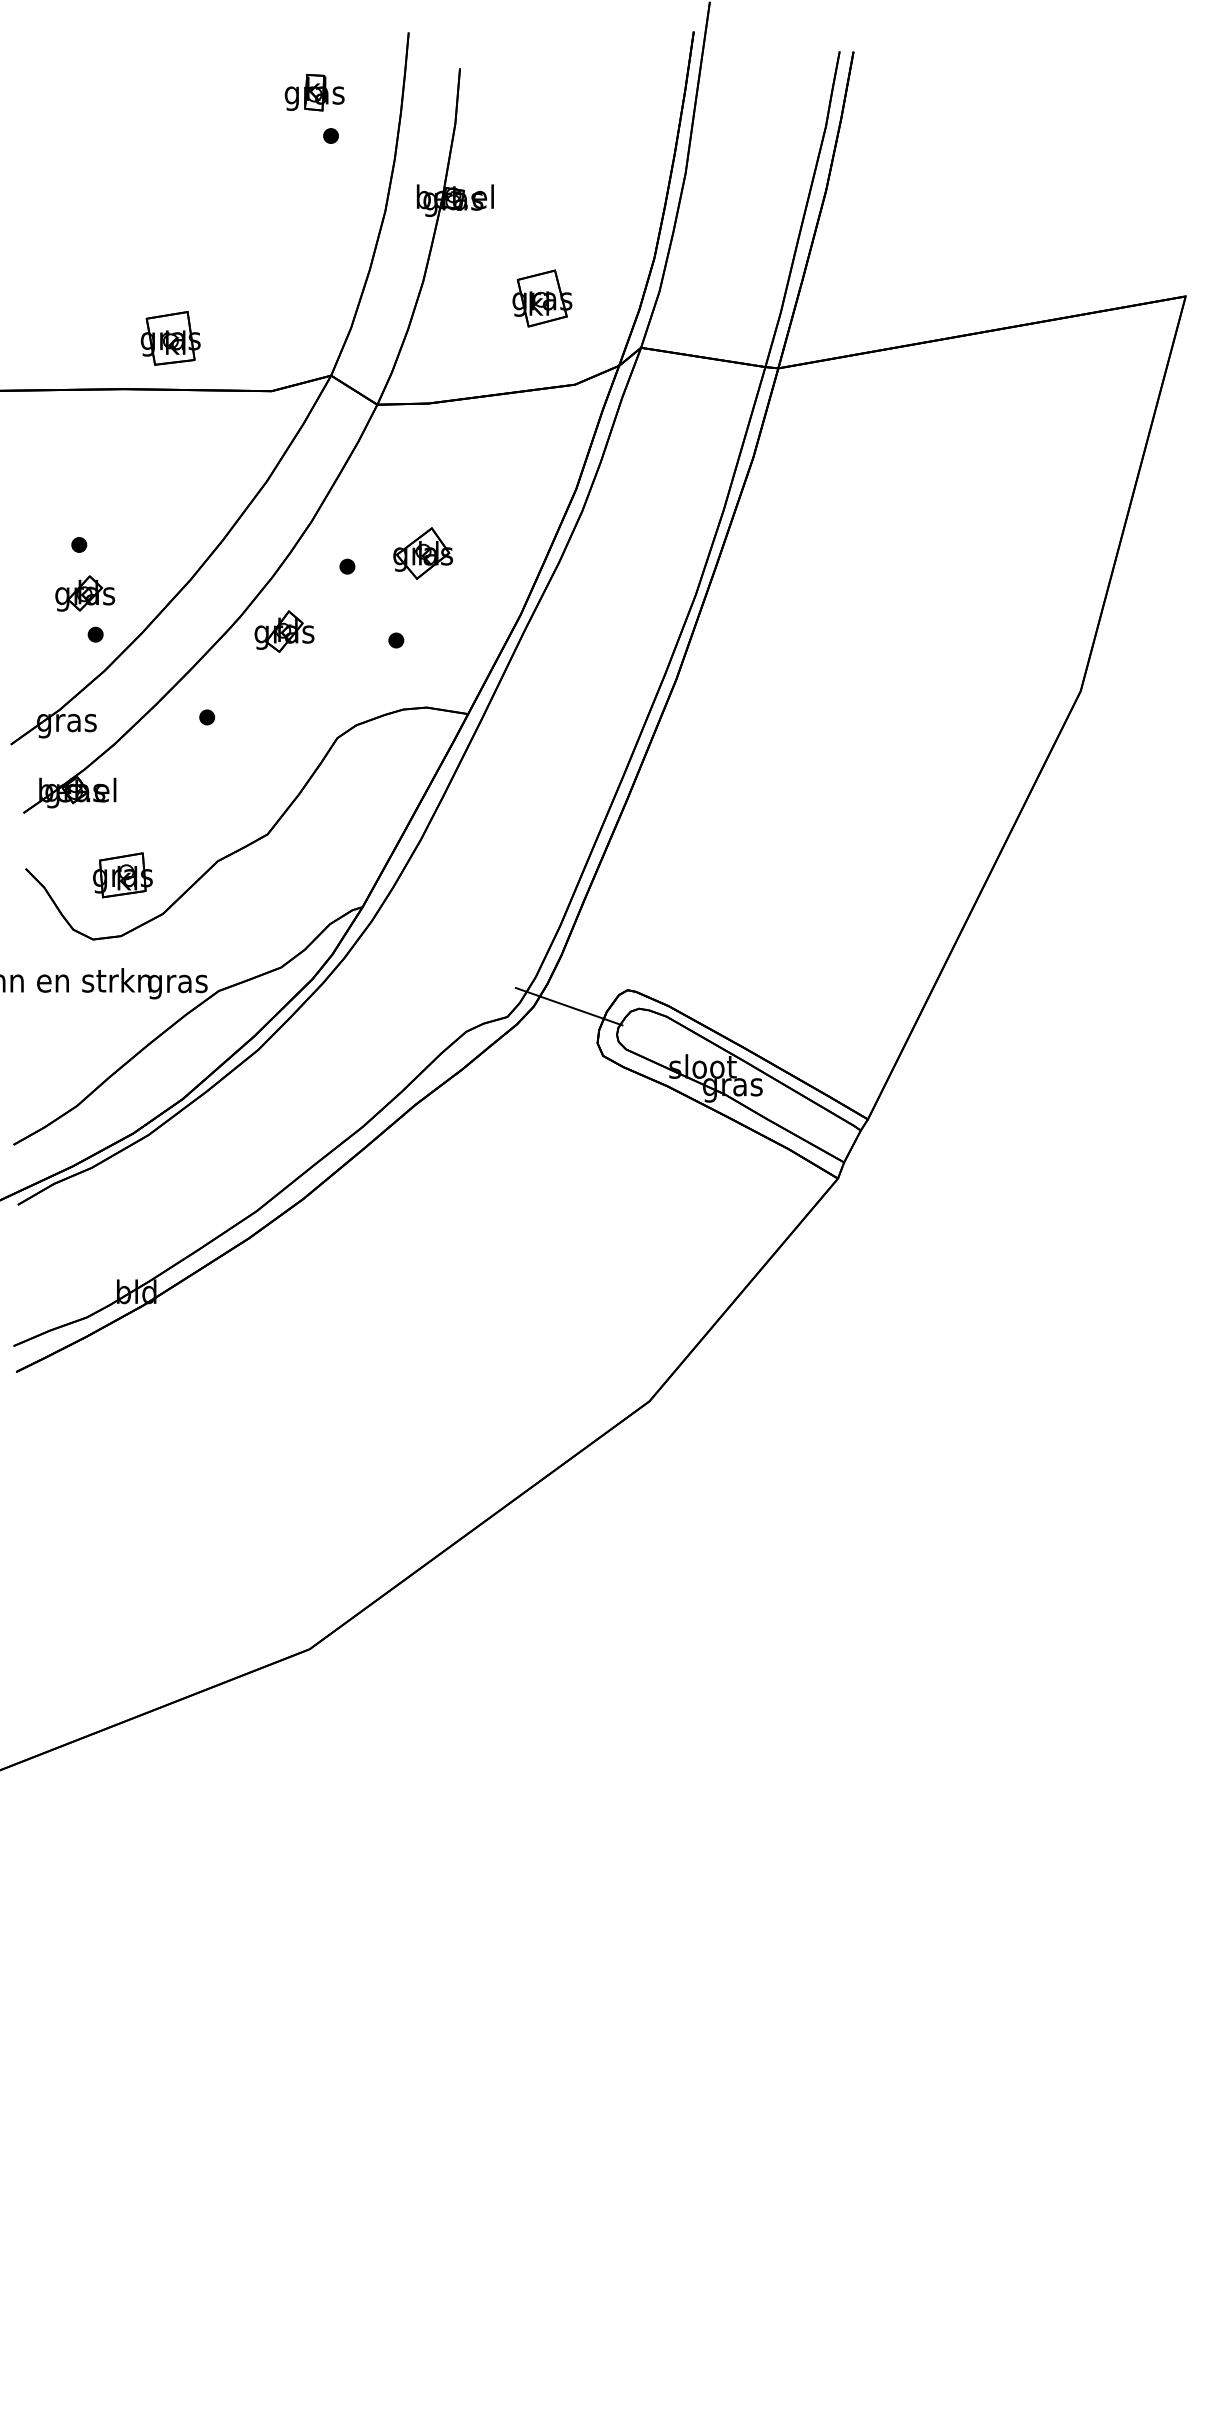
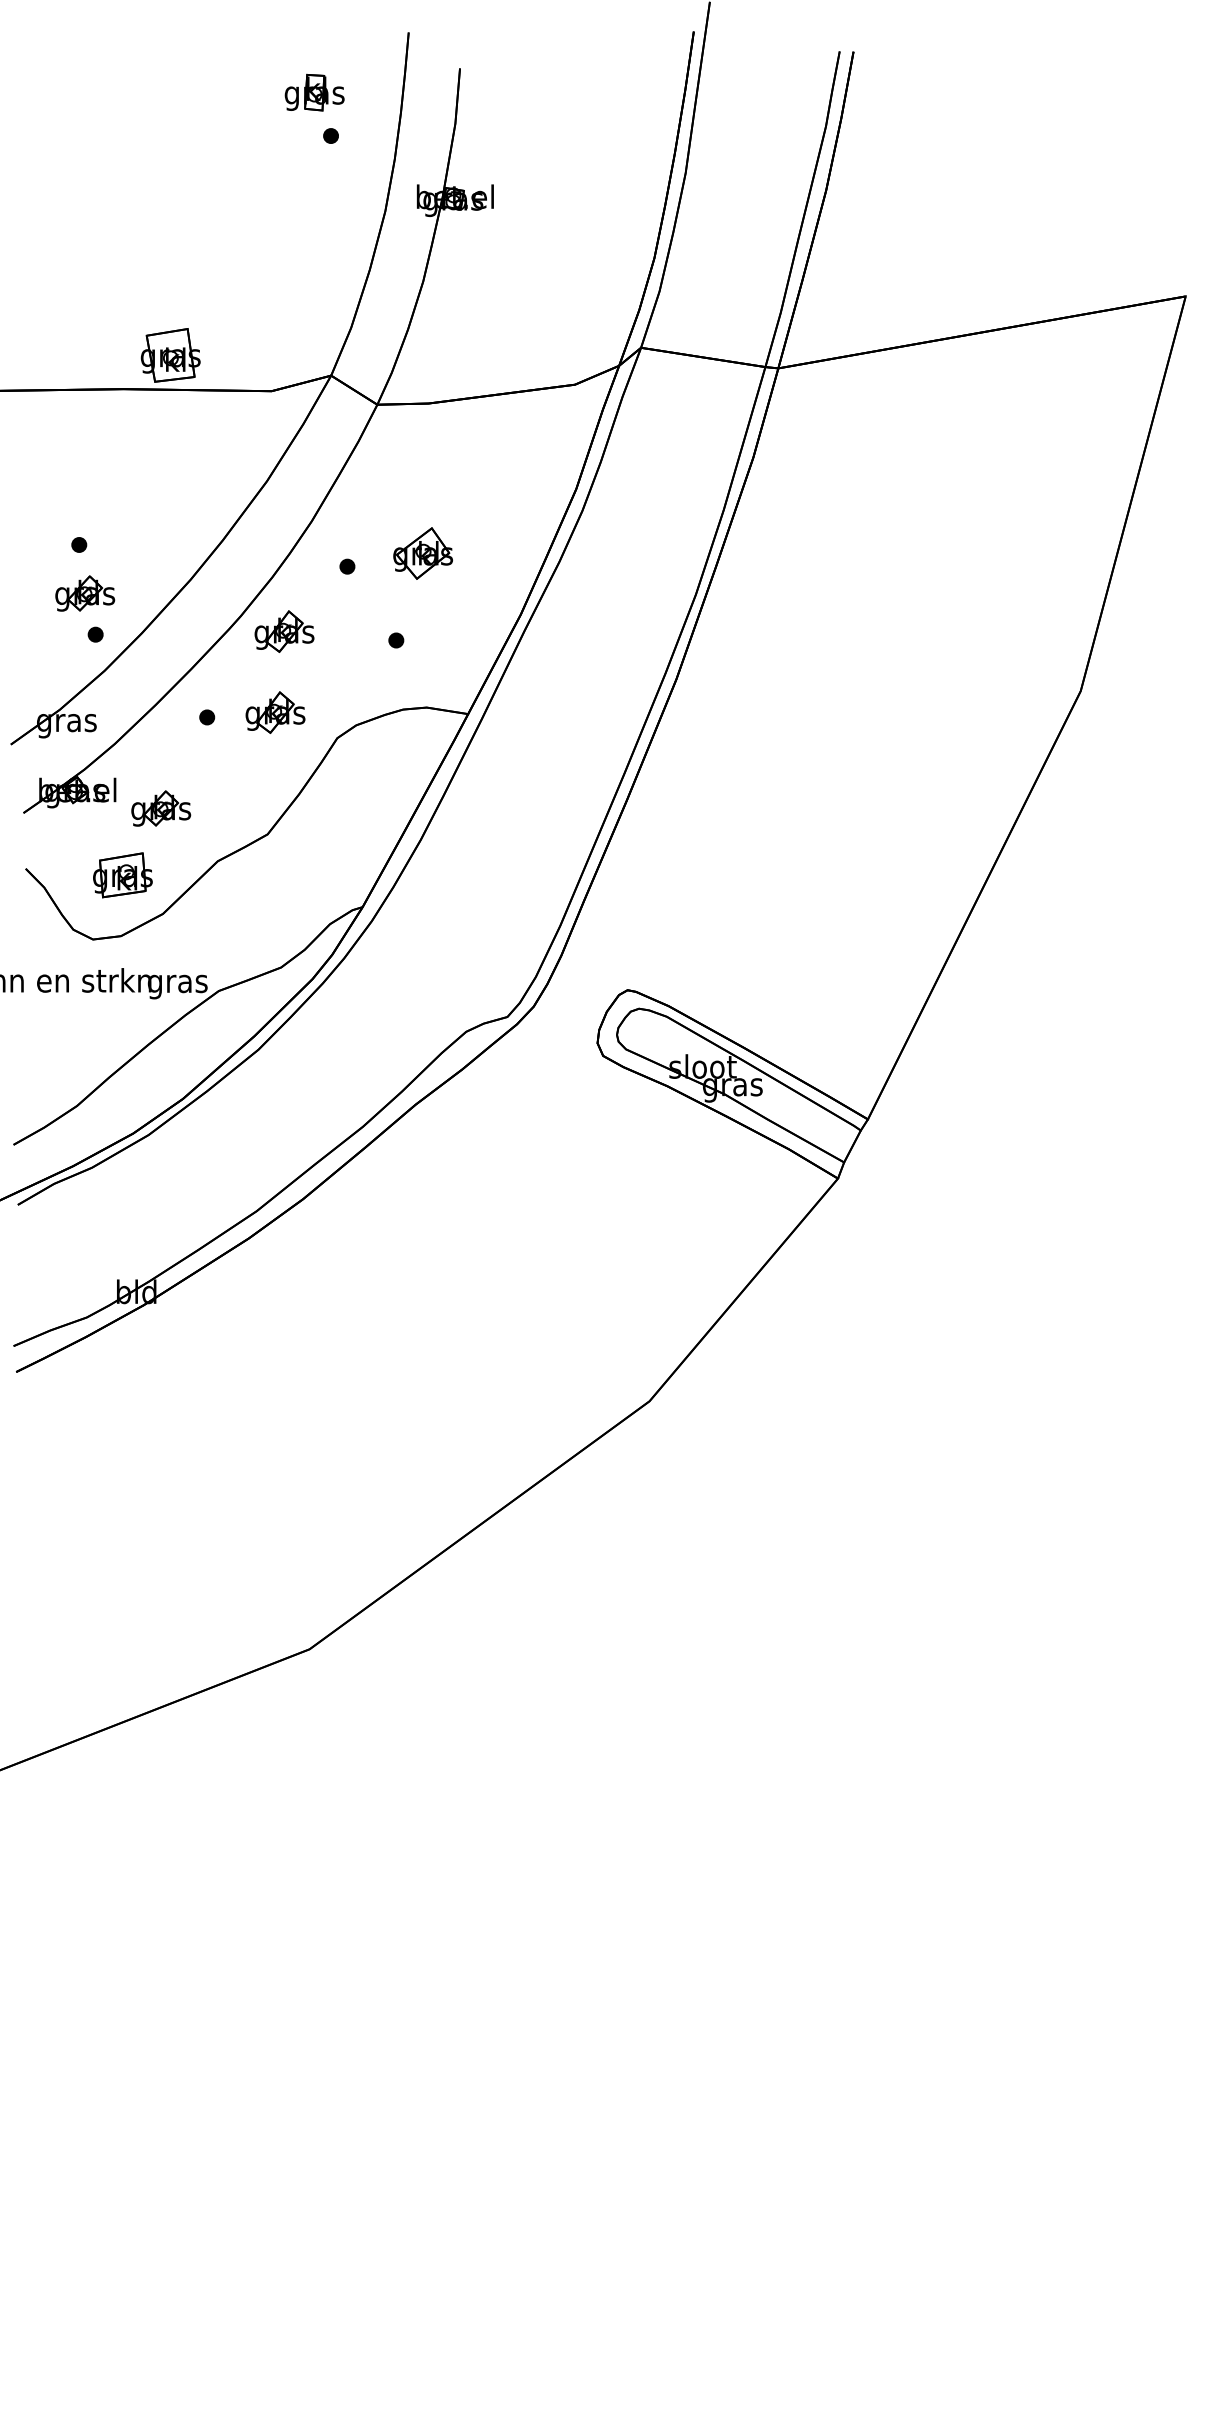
part: present -> none (542, 298)
part position: (170, 338) -> (170, 355) (170, 355)
part: none -> present (275, 712)
part: none -> present (161, 808)
line: present -> none (568, 1006)
